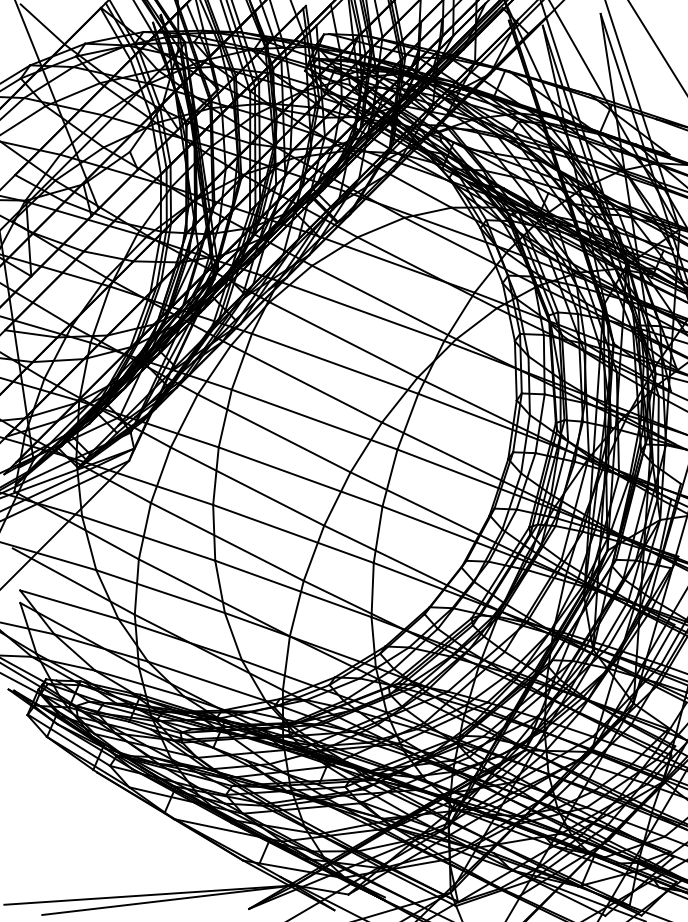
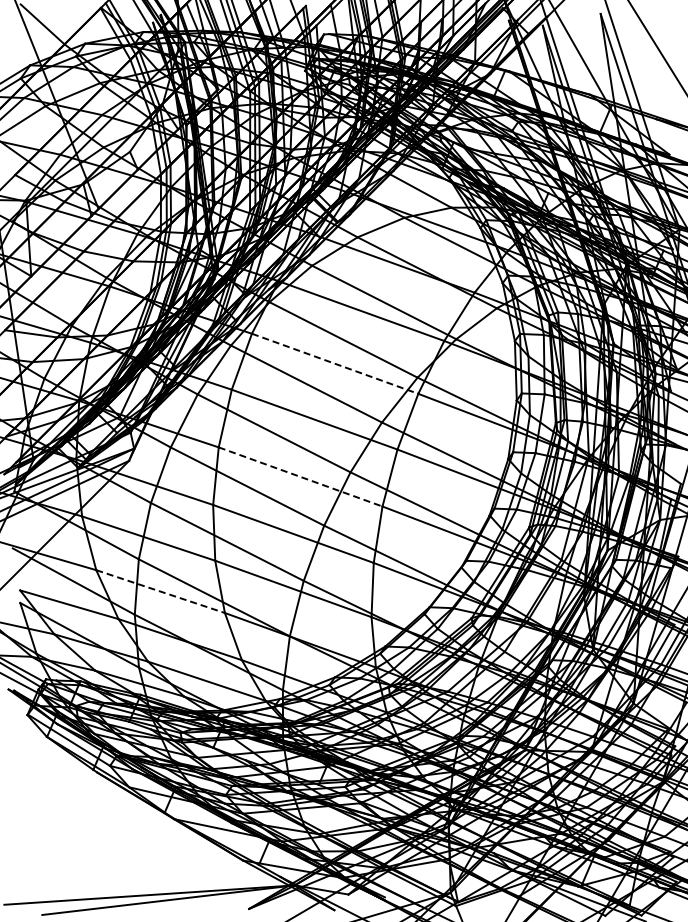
line: solid -> dashed (335, 363)
line: solid -> dashed (301, 477)
line: solid -> dashed (160, 591)
